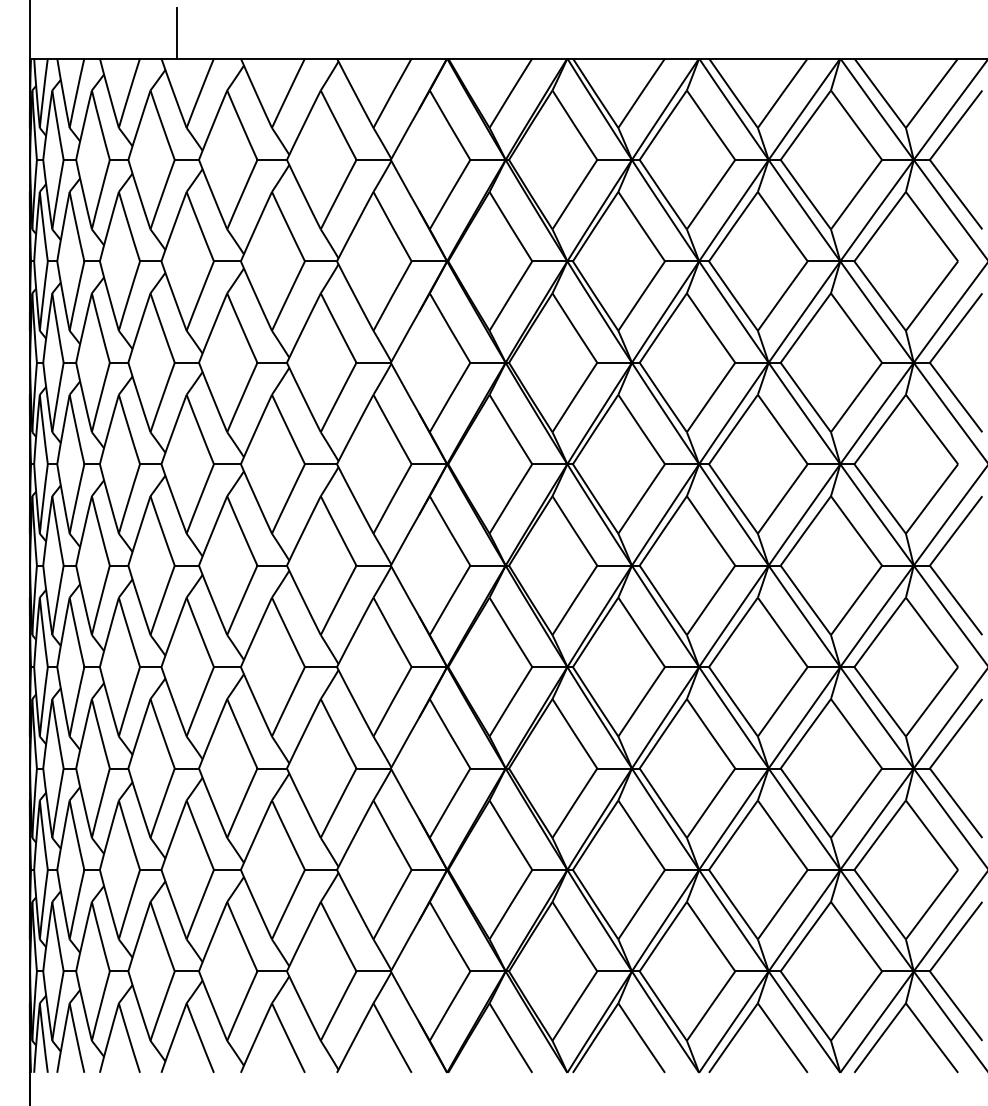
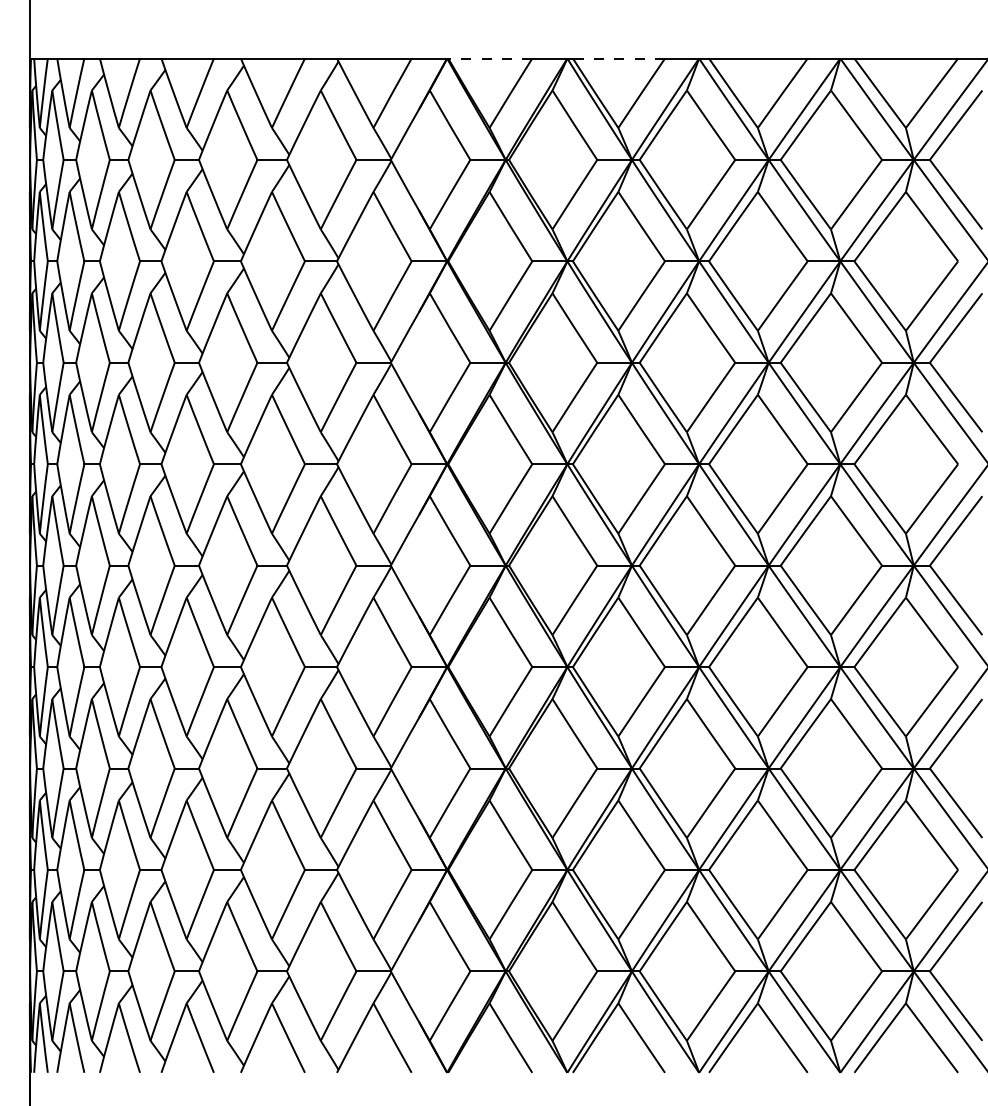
line: present -> none (177, 32)
line: solid -> dashed (489, 58)
line: solid -> dashed (618, 58)
